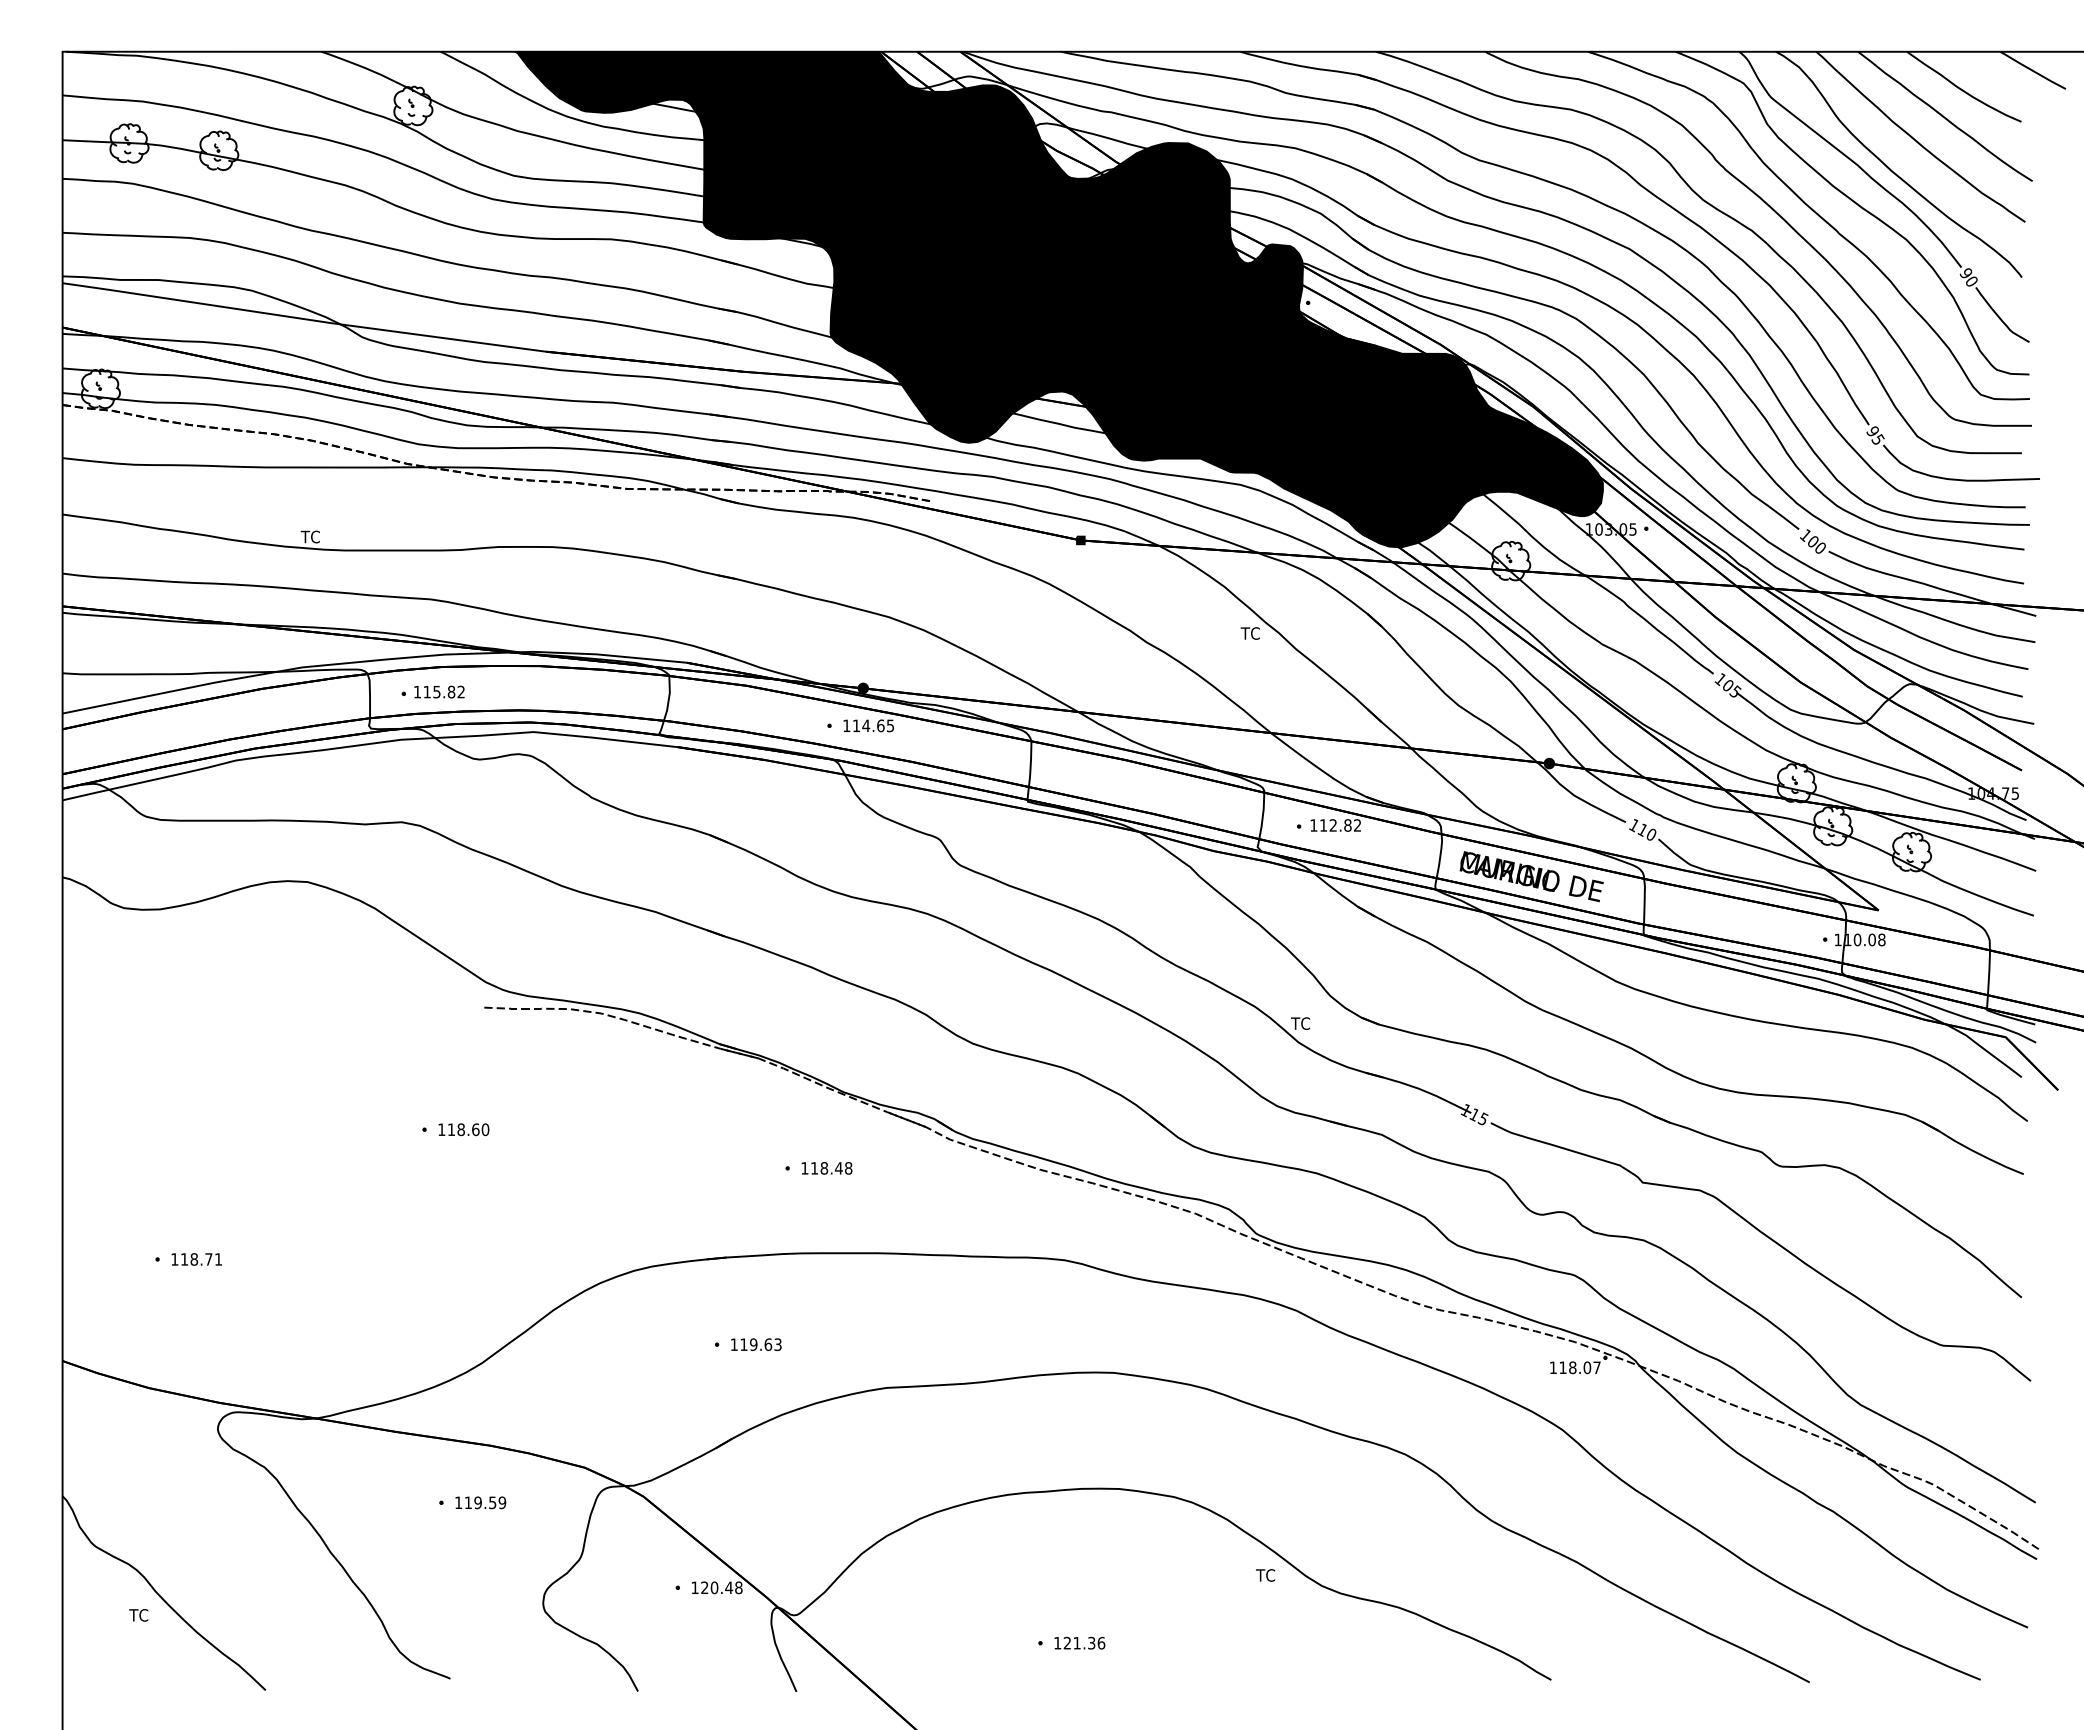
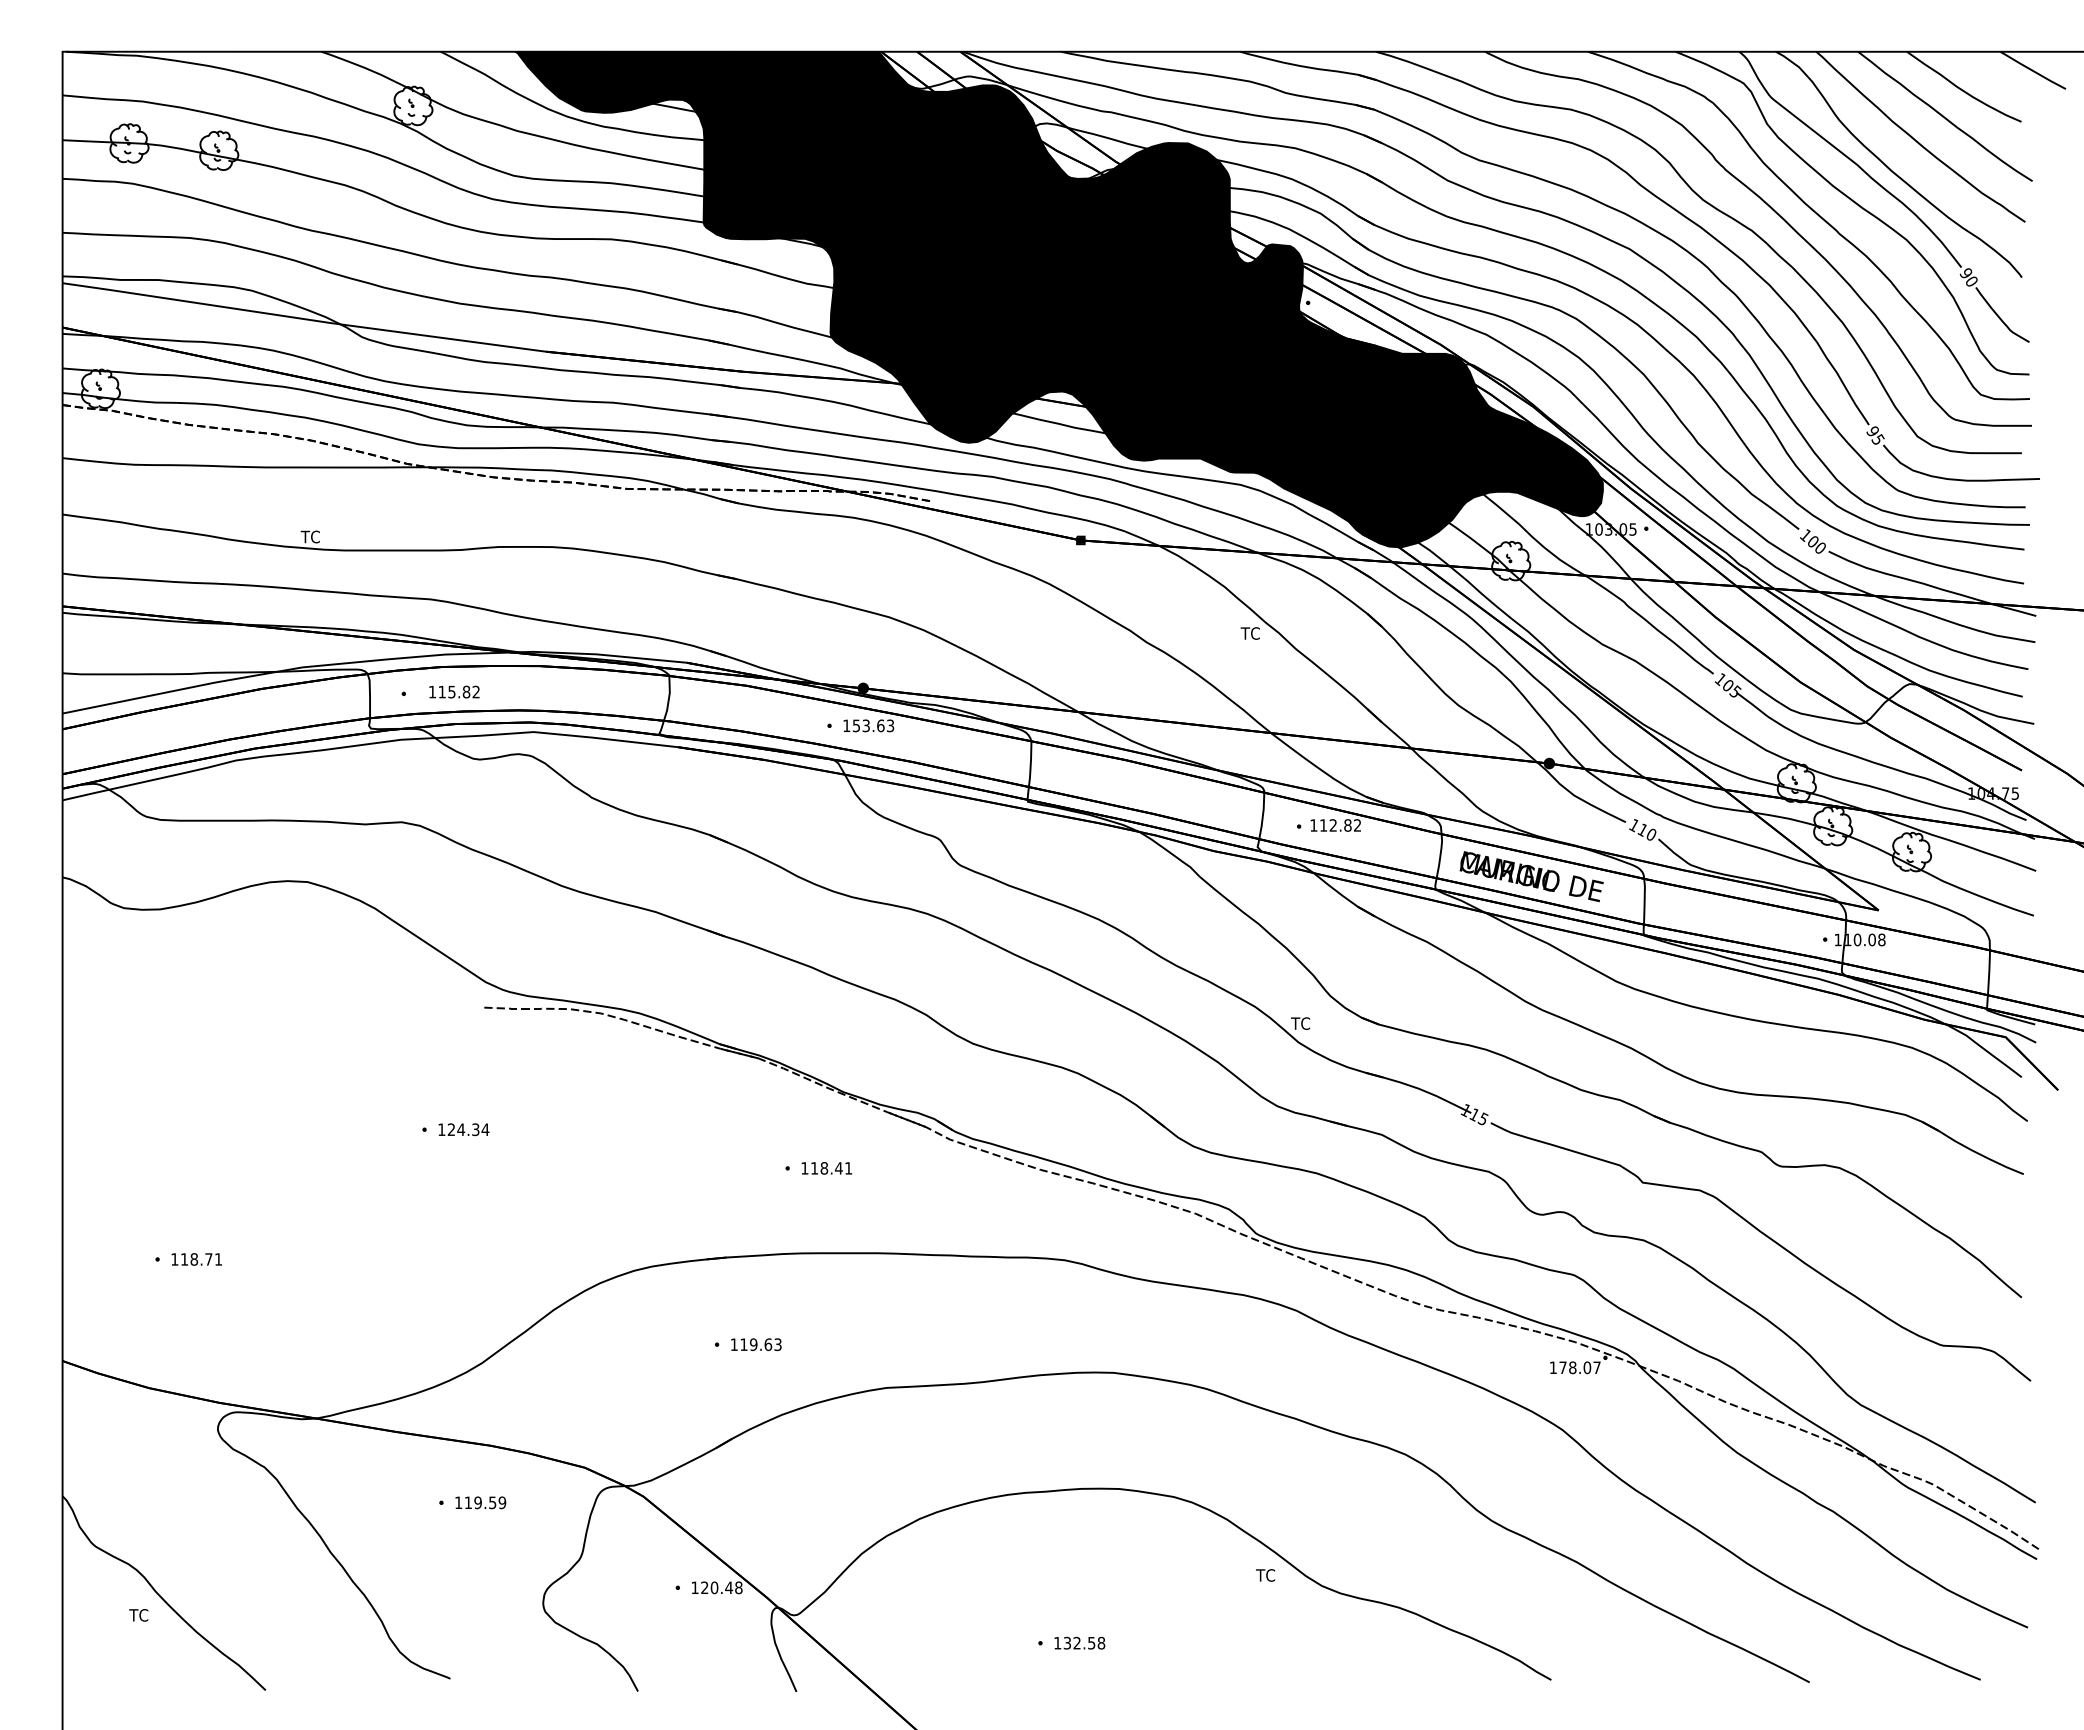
text position: (439, 691) -> (454, 691) (454, 691)
text: 114.65 -> 153.63 (873, 725)
text: 118.60 -> 124.34 (468, 1129)
text: 118.48 -> 118.41 (848, 1168)
text: 118.07 -> 178.07 (1562, 1367)
text: 121.36 -> 132.58 (1084, 1642)
